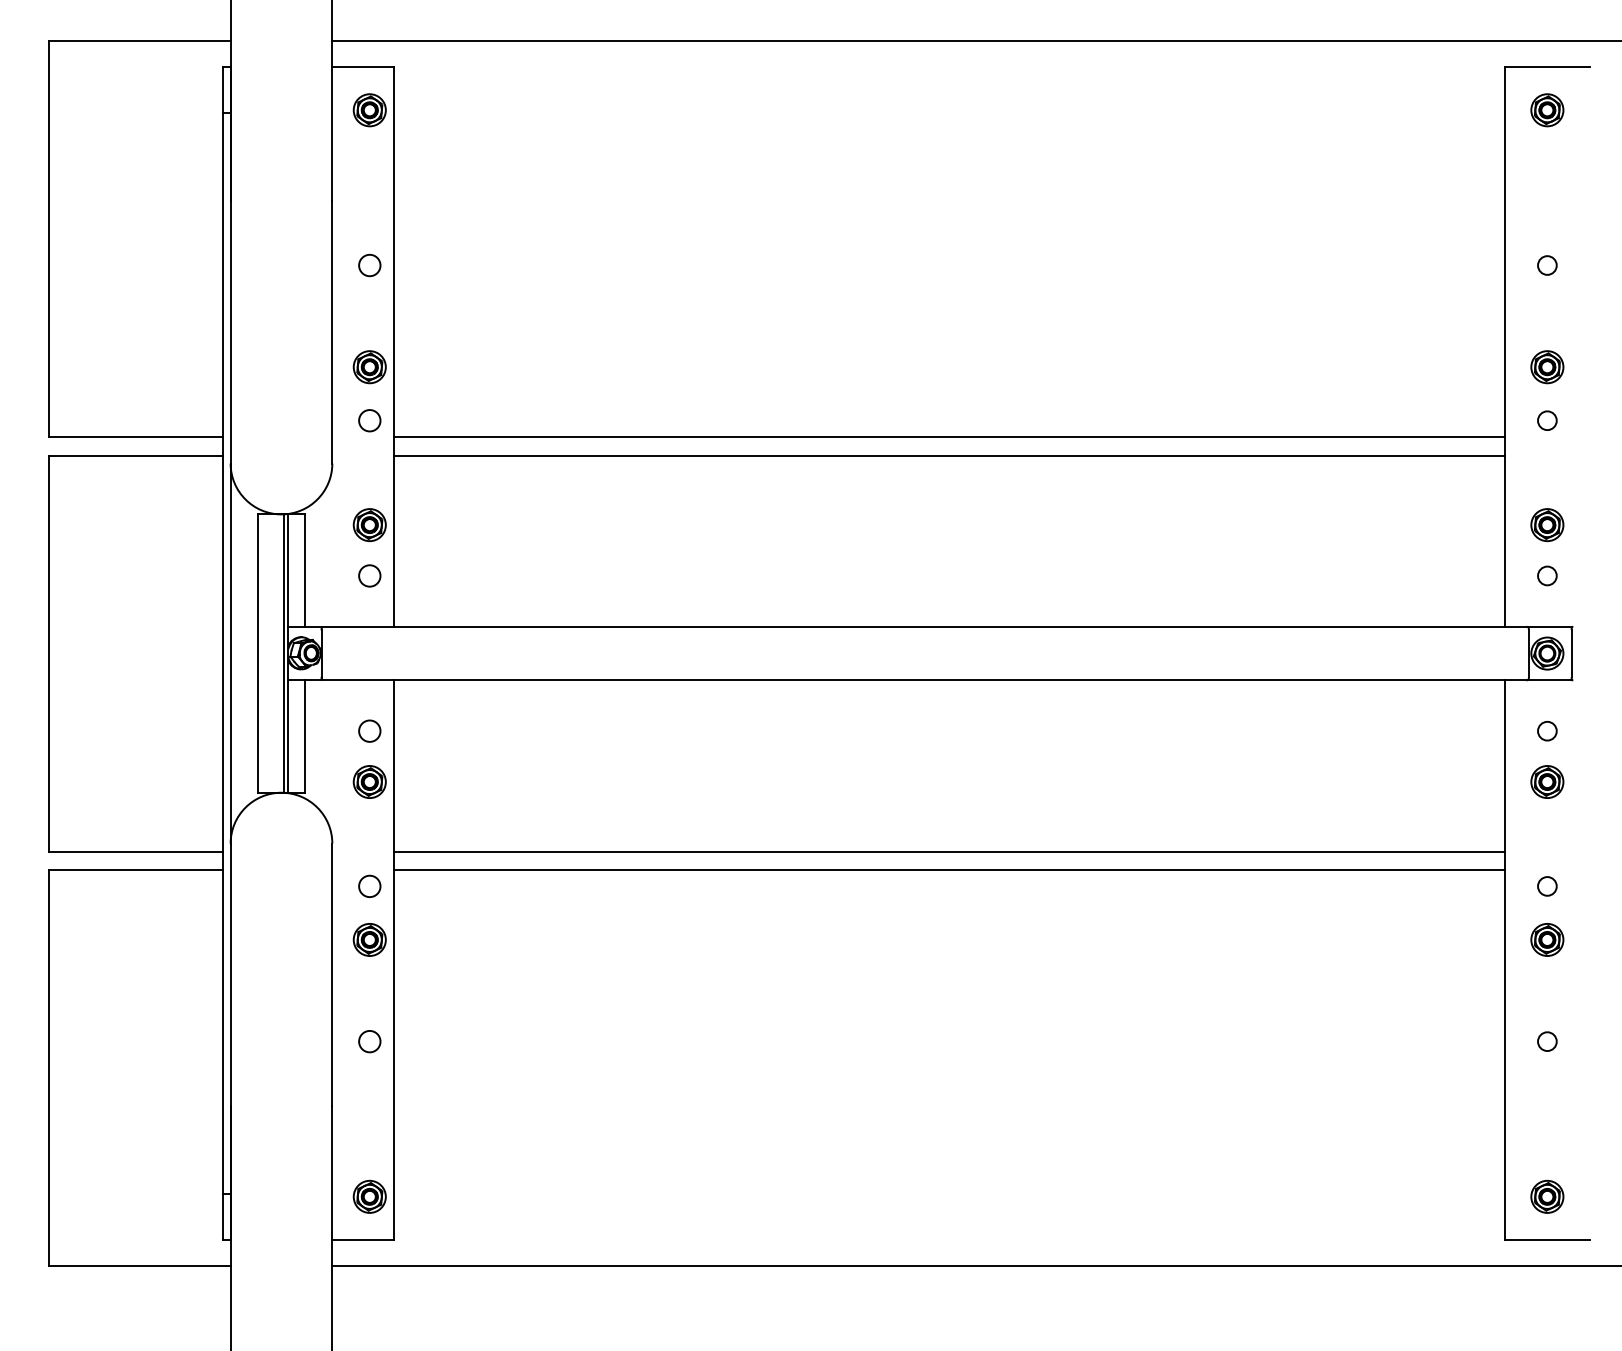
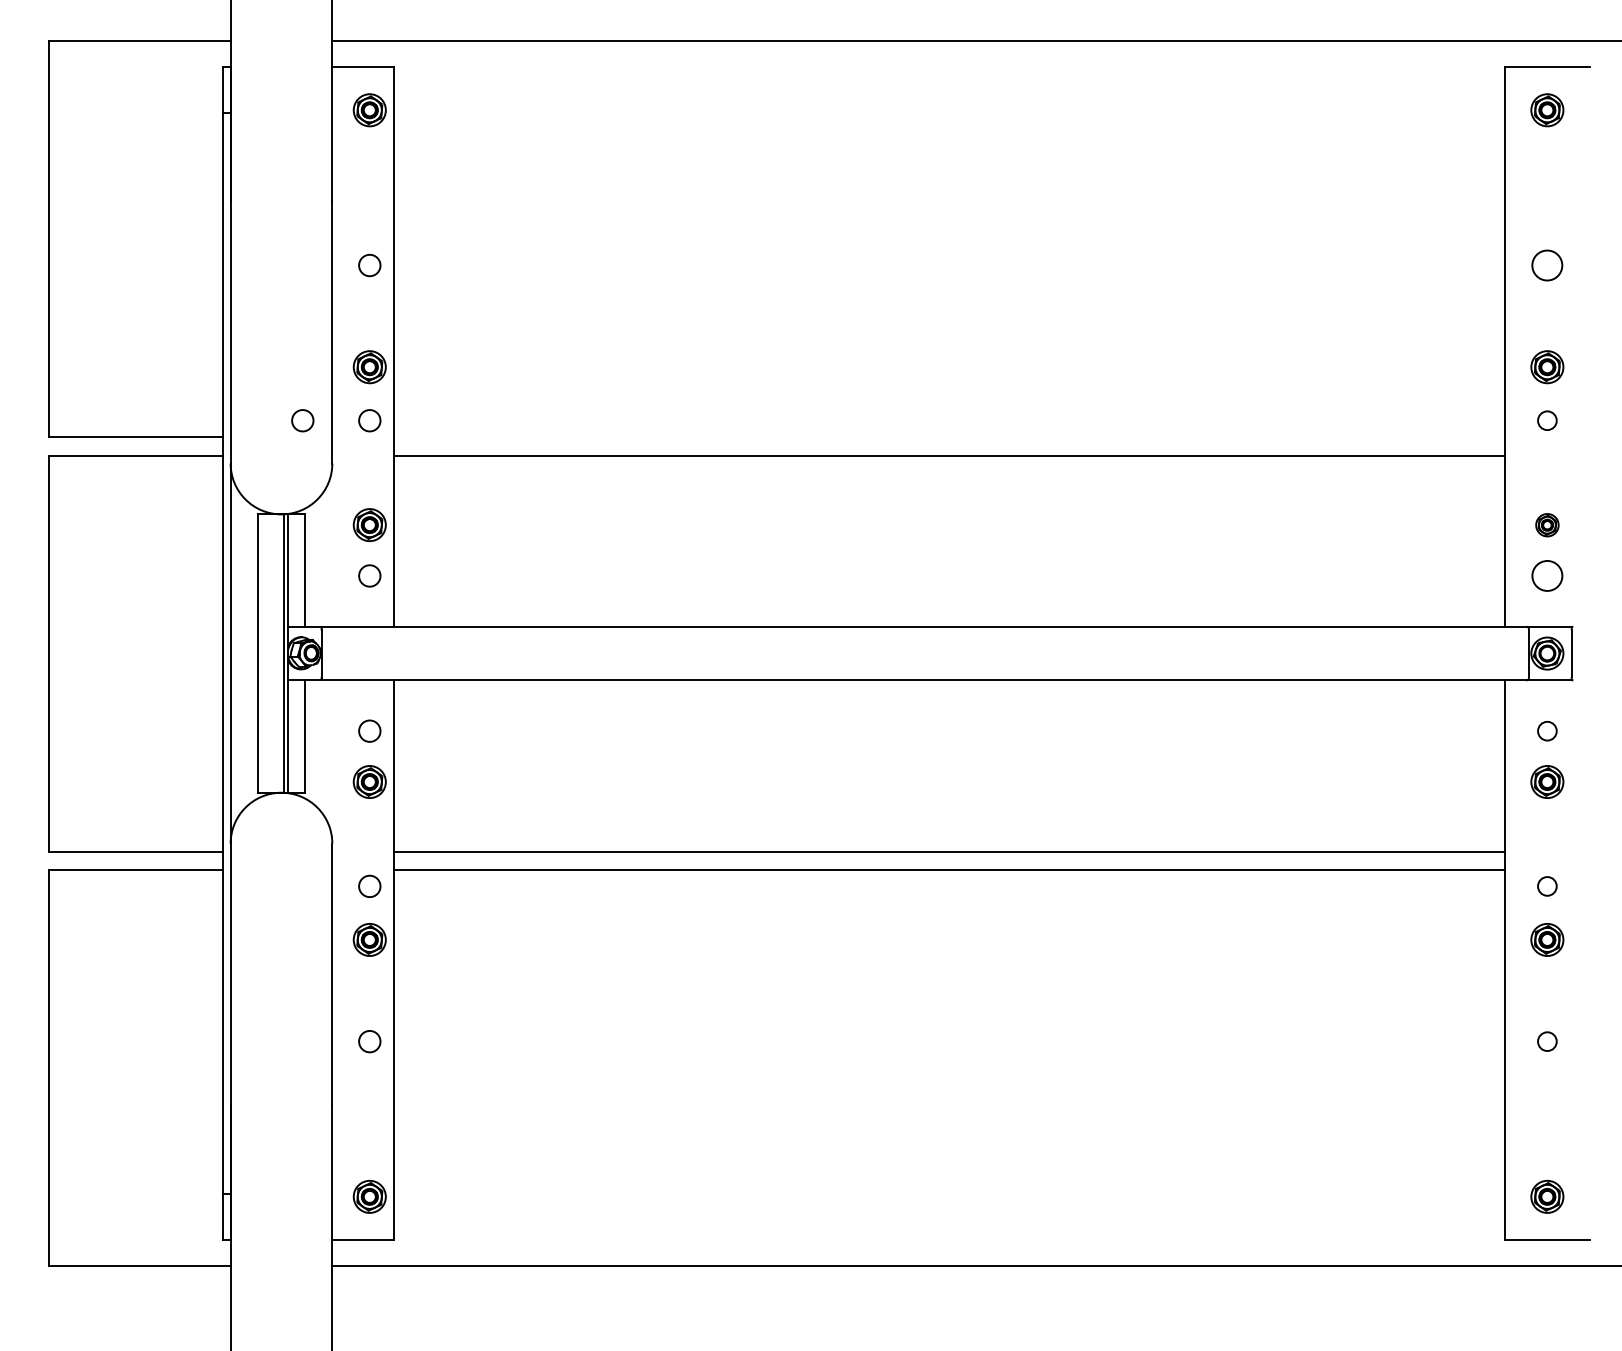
circle size: 21x21 px -> 33x33 px (1547, 265)
circle: none -> present (302, 420)
line: present -> none (948, 436)
part size: 35x35 px -> 25x25 px (1547, 525)
circle diameter: 19 px -> 30 px (1547, 575)
